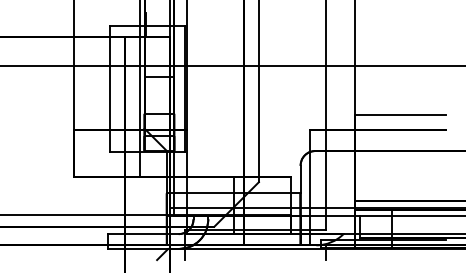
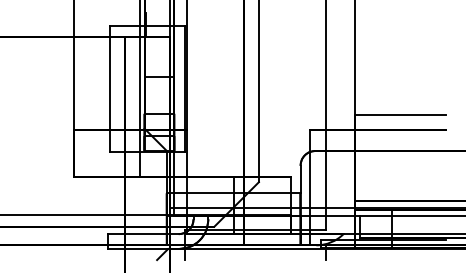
line: present -> none (232, 66)
